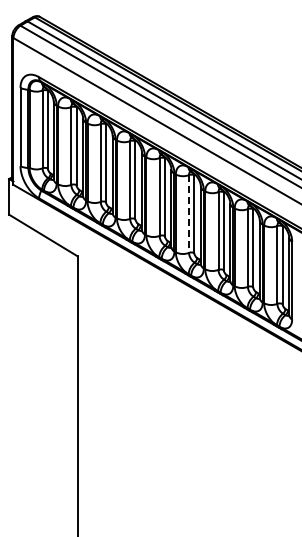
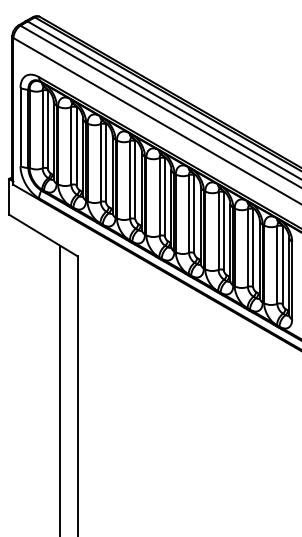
line: dashed -> solid (189, 213)
line: none -> present (60, 389)
